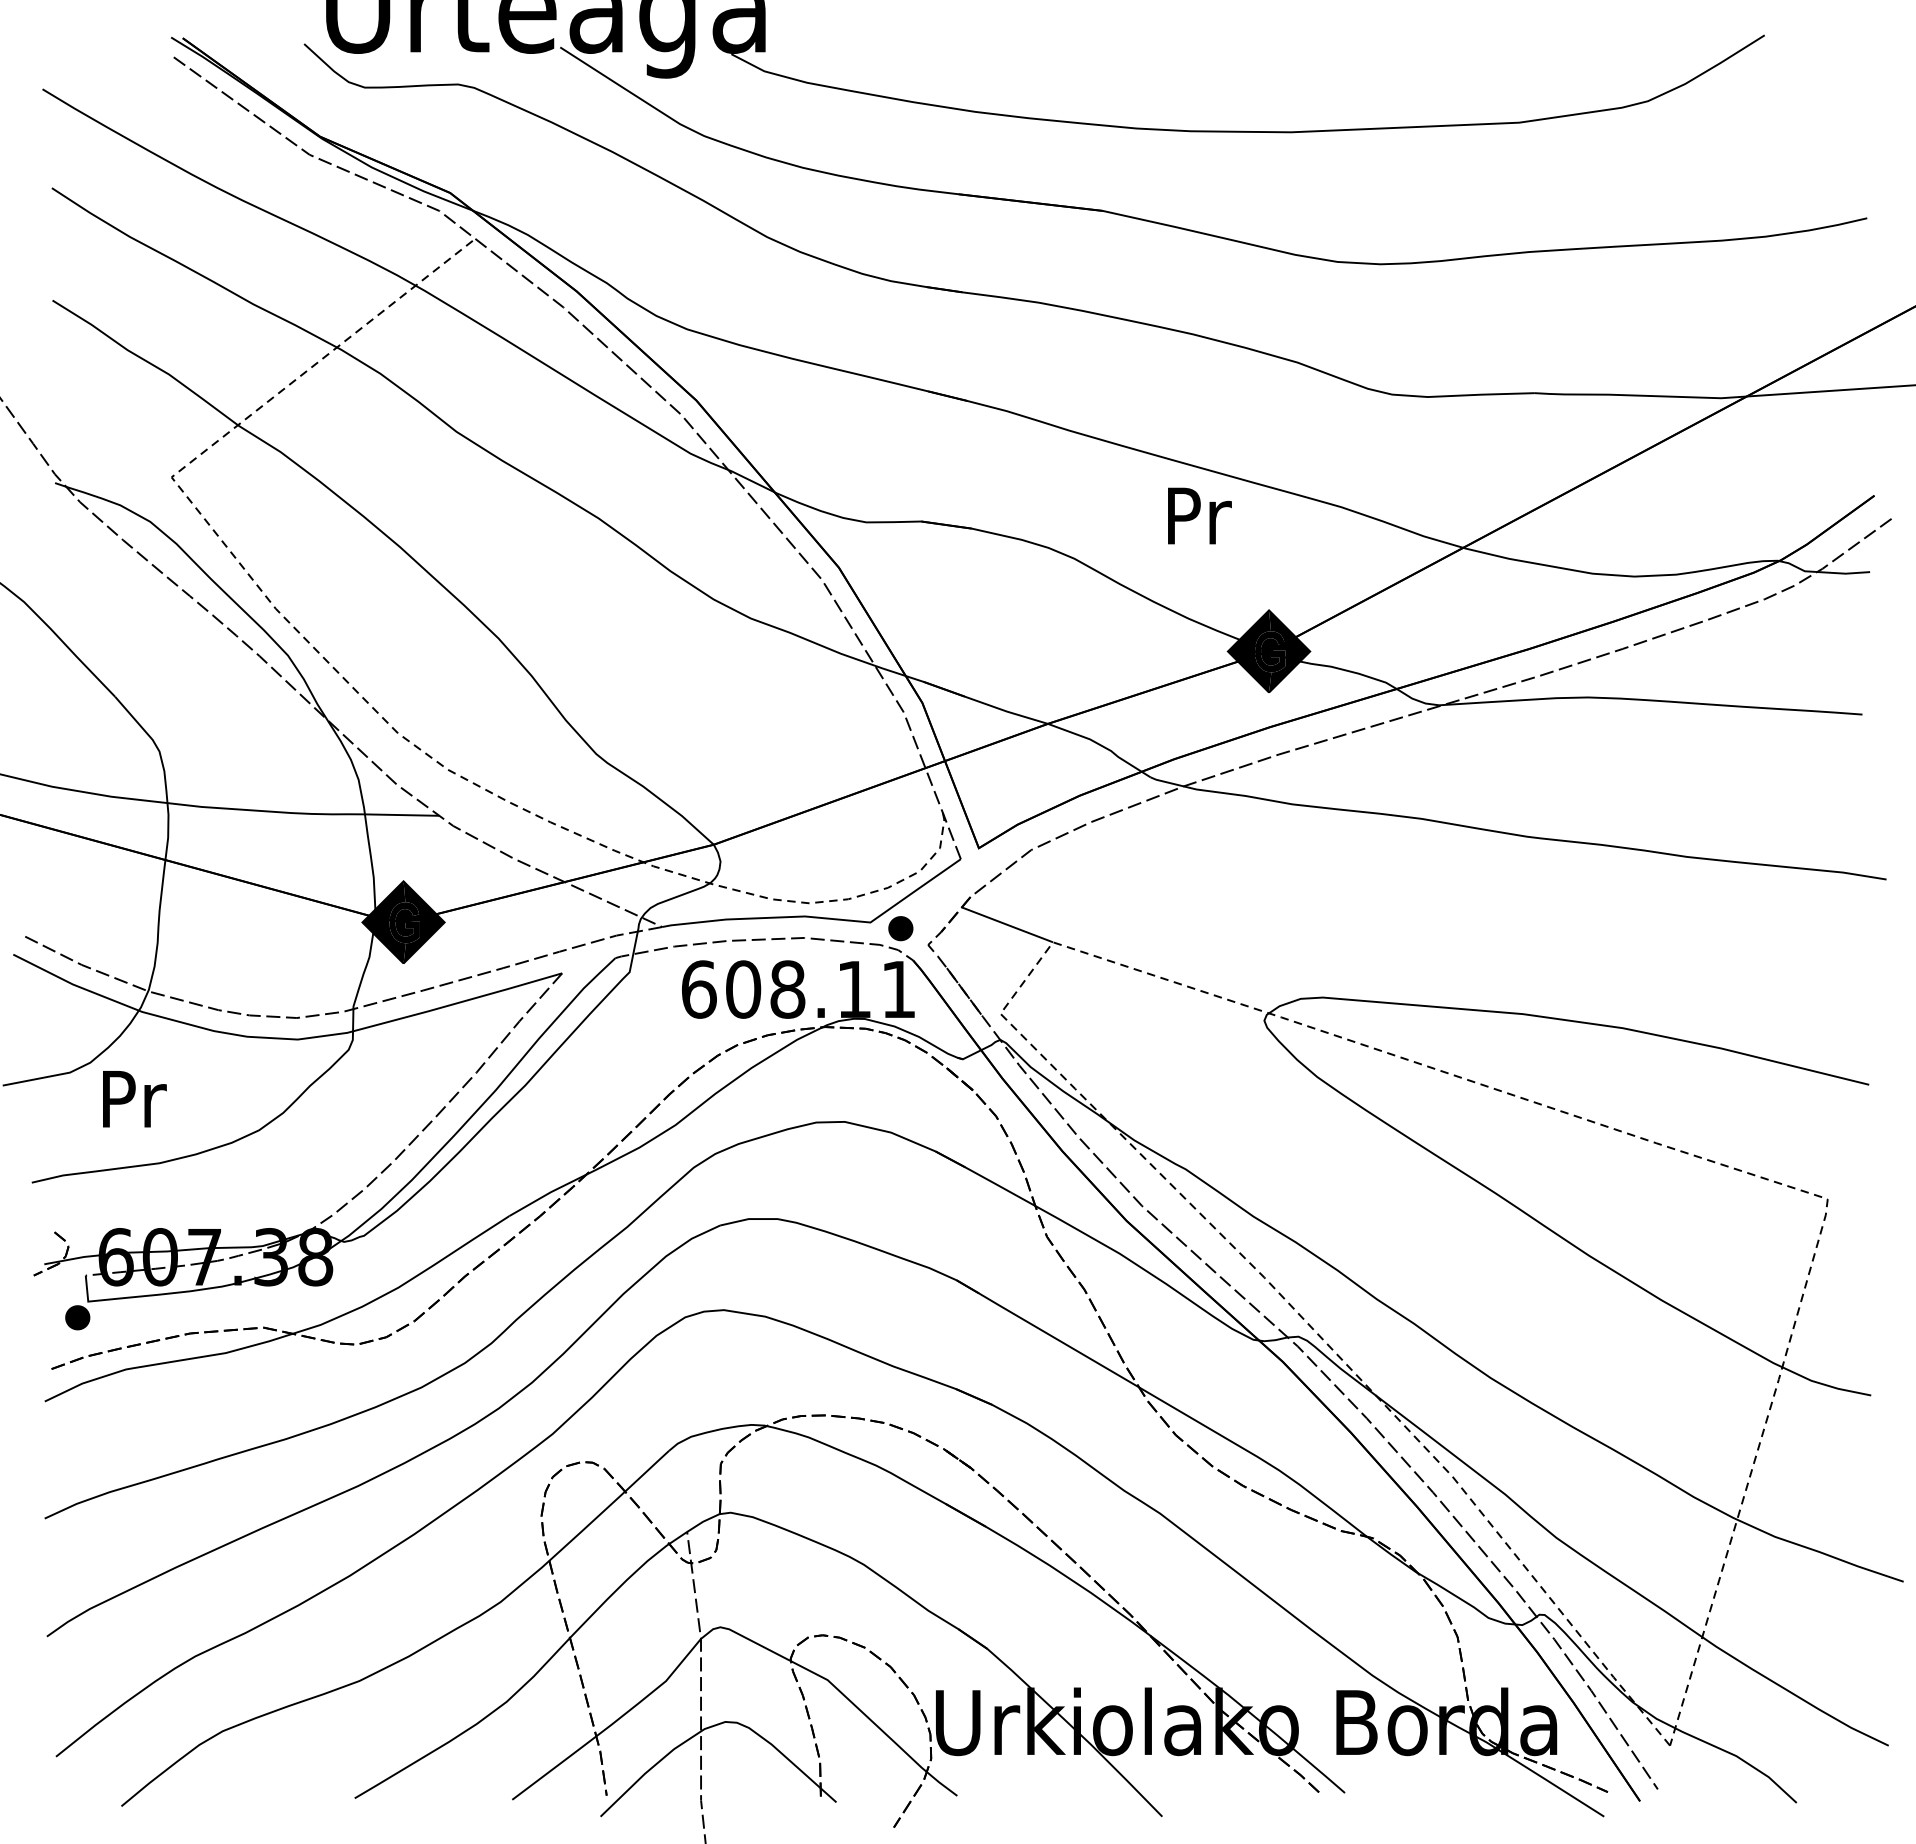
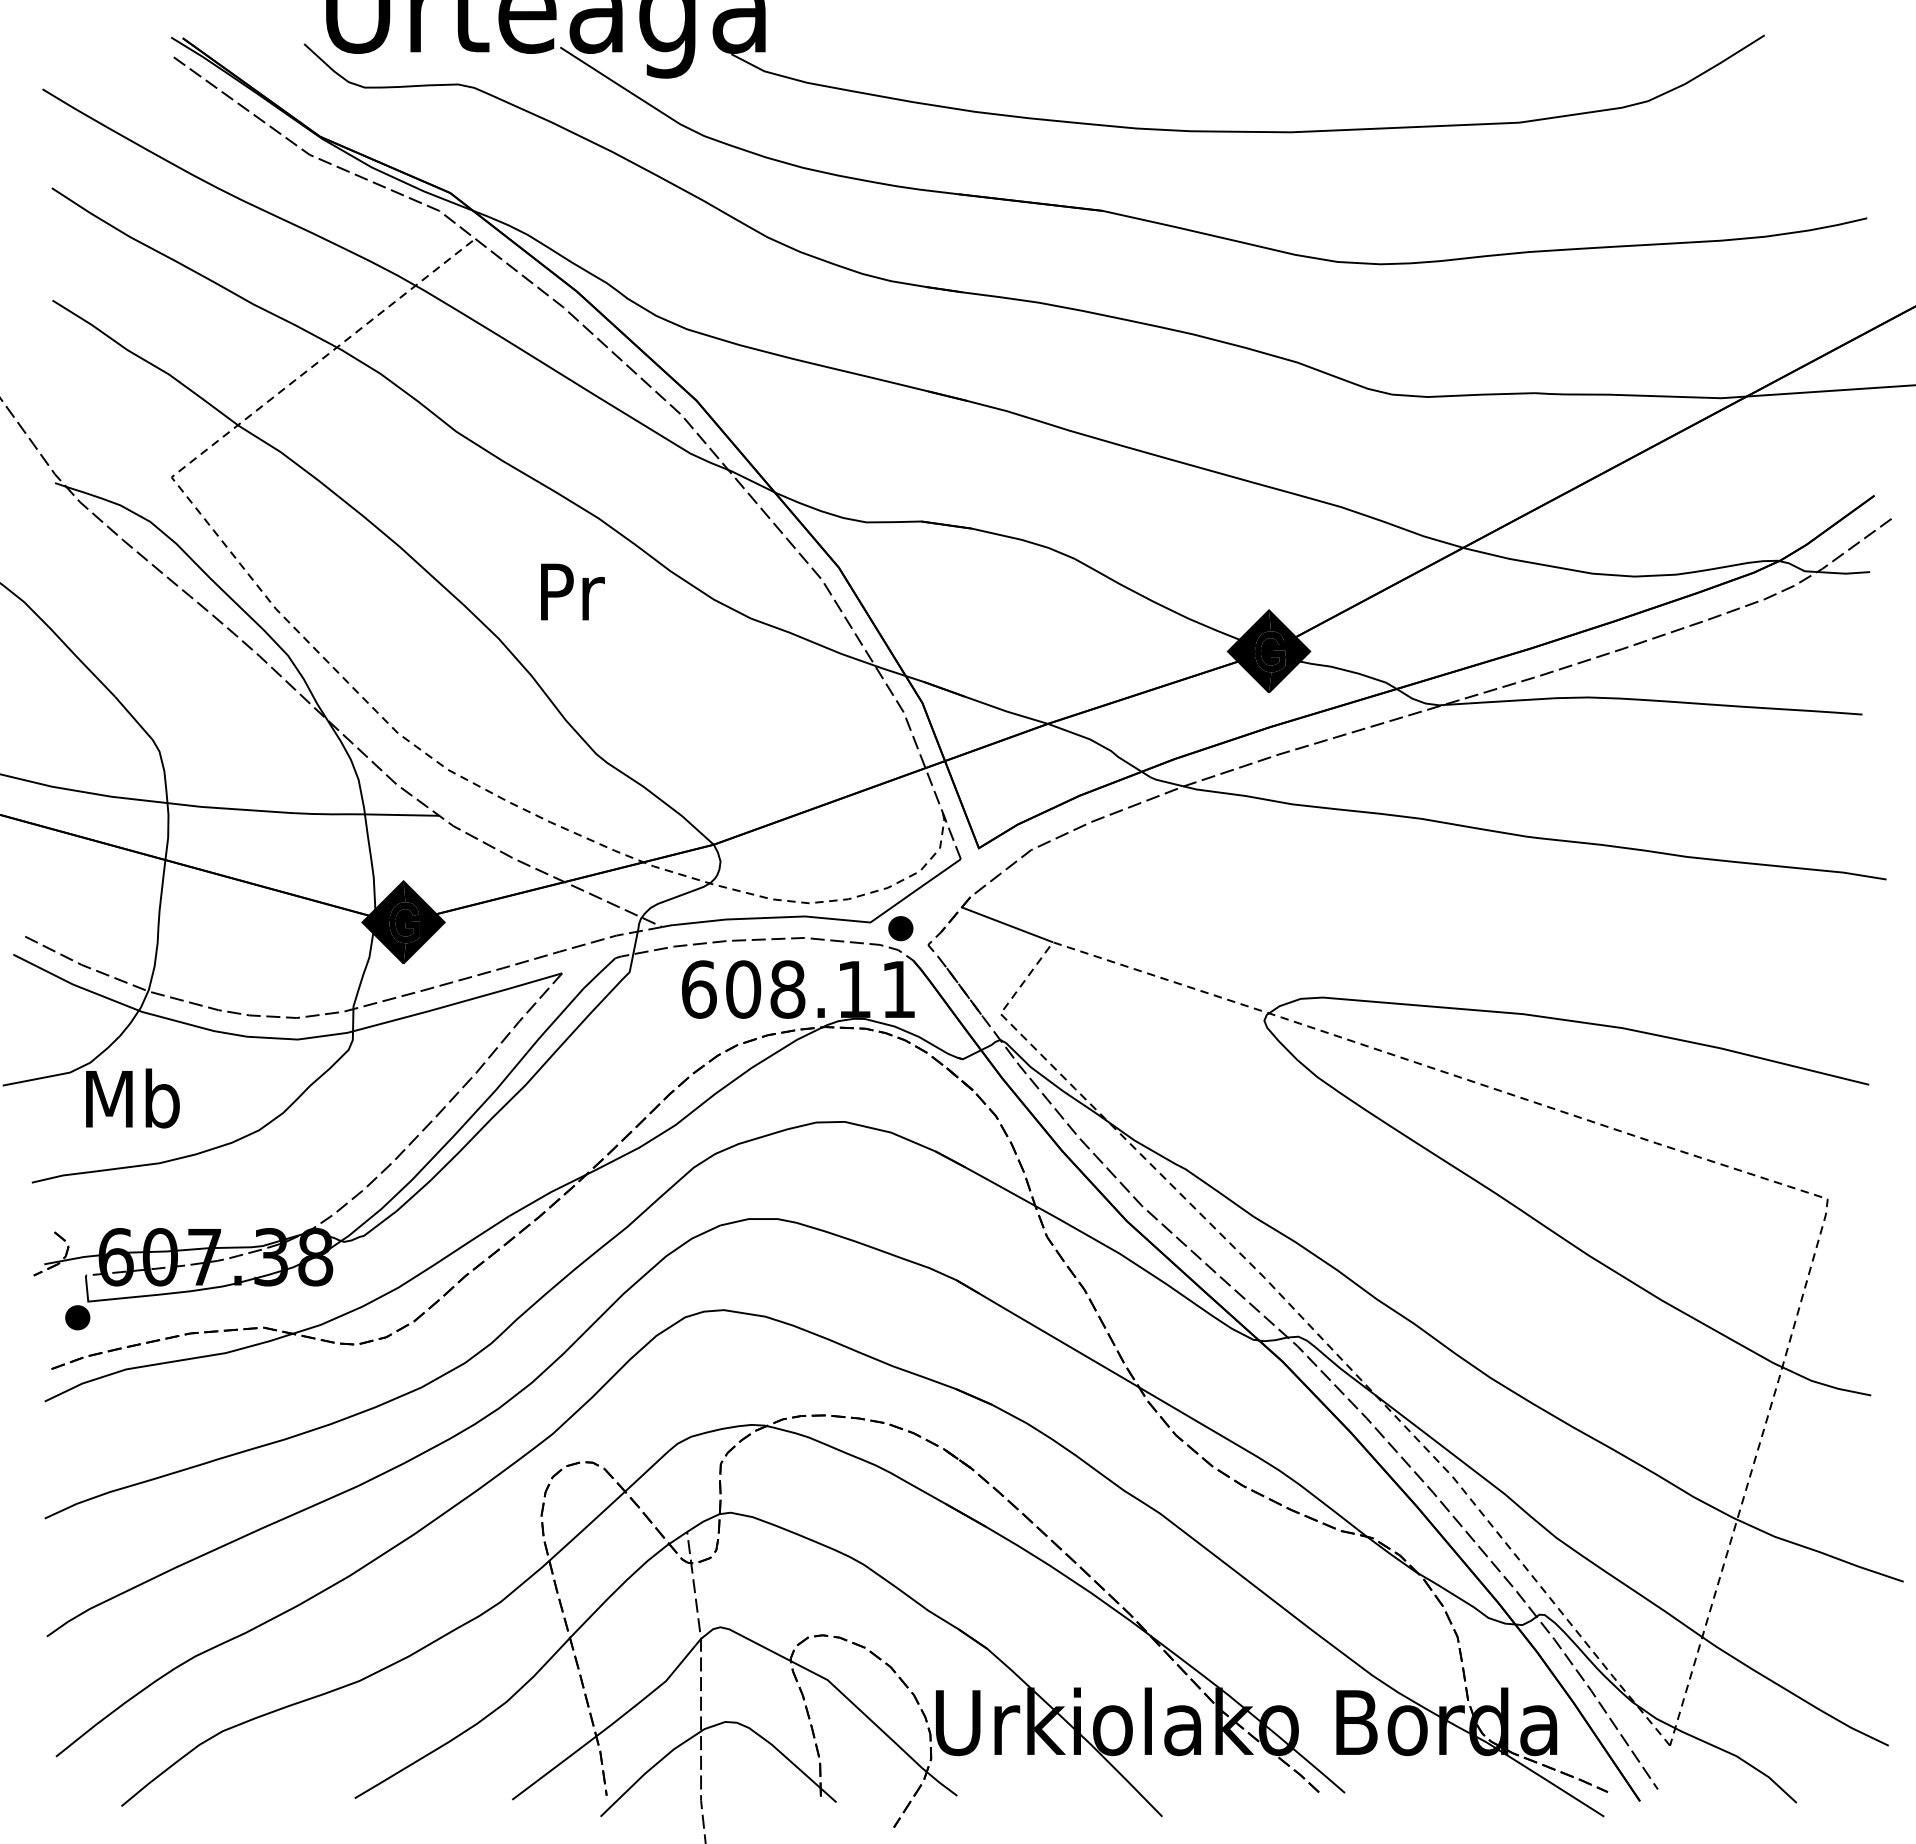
text position: (1199, 515) -> (572, 591) (572, 591)
text: Pr -> Mb (132, 1098)
